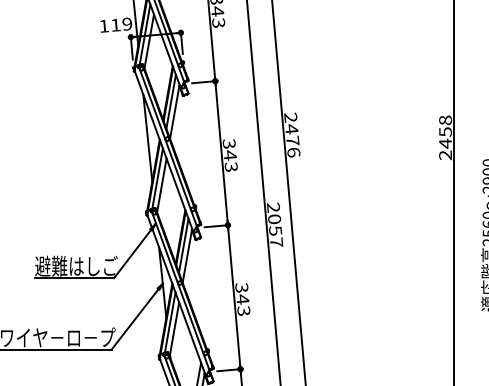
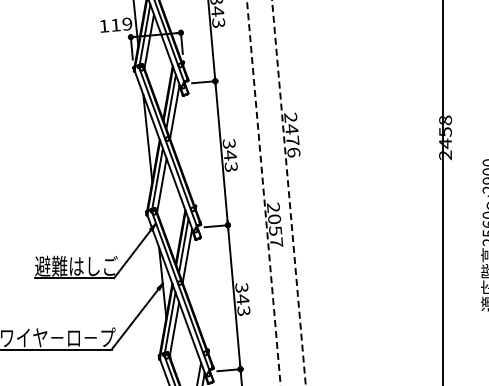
line: solid -> dashed (288, 192)
line position: (454, 192) -> (443, 192) (443, 192)
line: solid -> dashed (263, 193)
